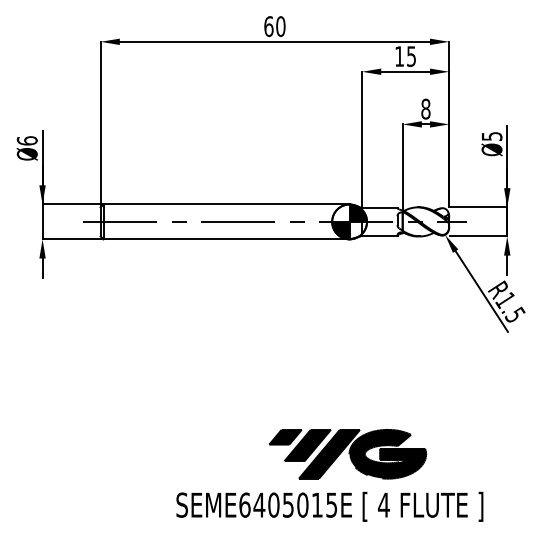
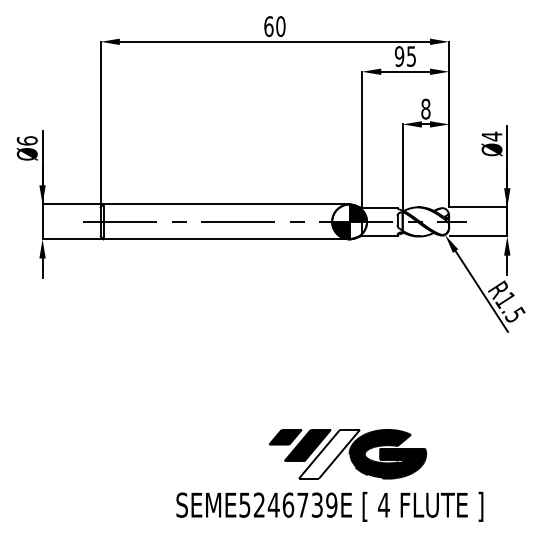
text: 15 -> 95 (399, 56)
text: Ø5 -> Ø4 (491, 136)
fill: present -> none (329, 453)
text: SEME6405015E -> SEME5246739E (288, 504)
